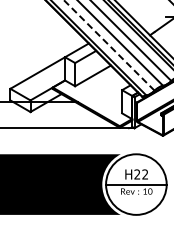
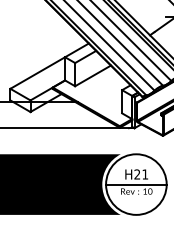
line: dashed -> solid (109, 45)
text: H22 -> H21 (144, 174)
